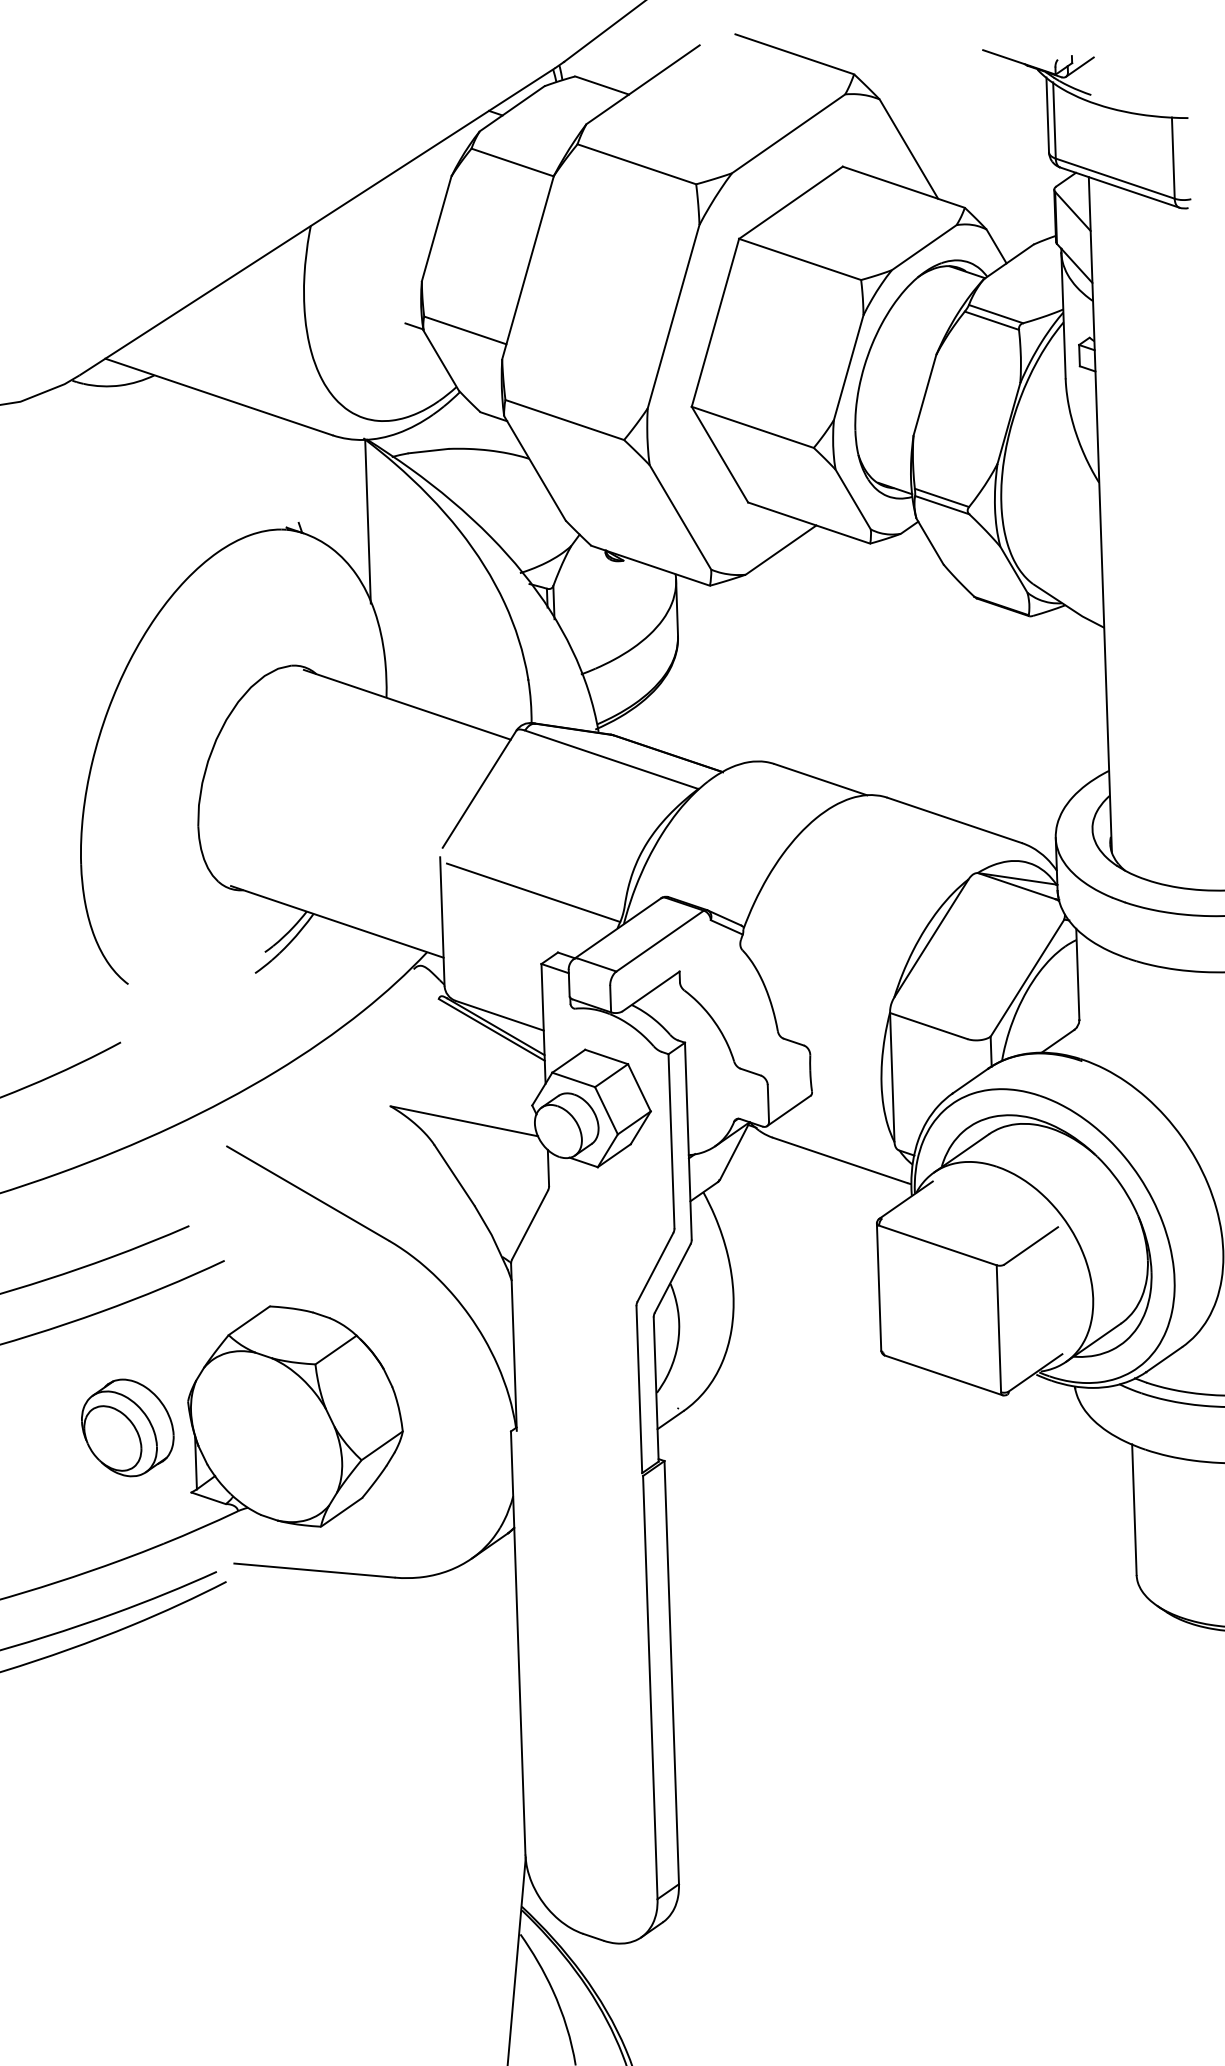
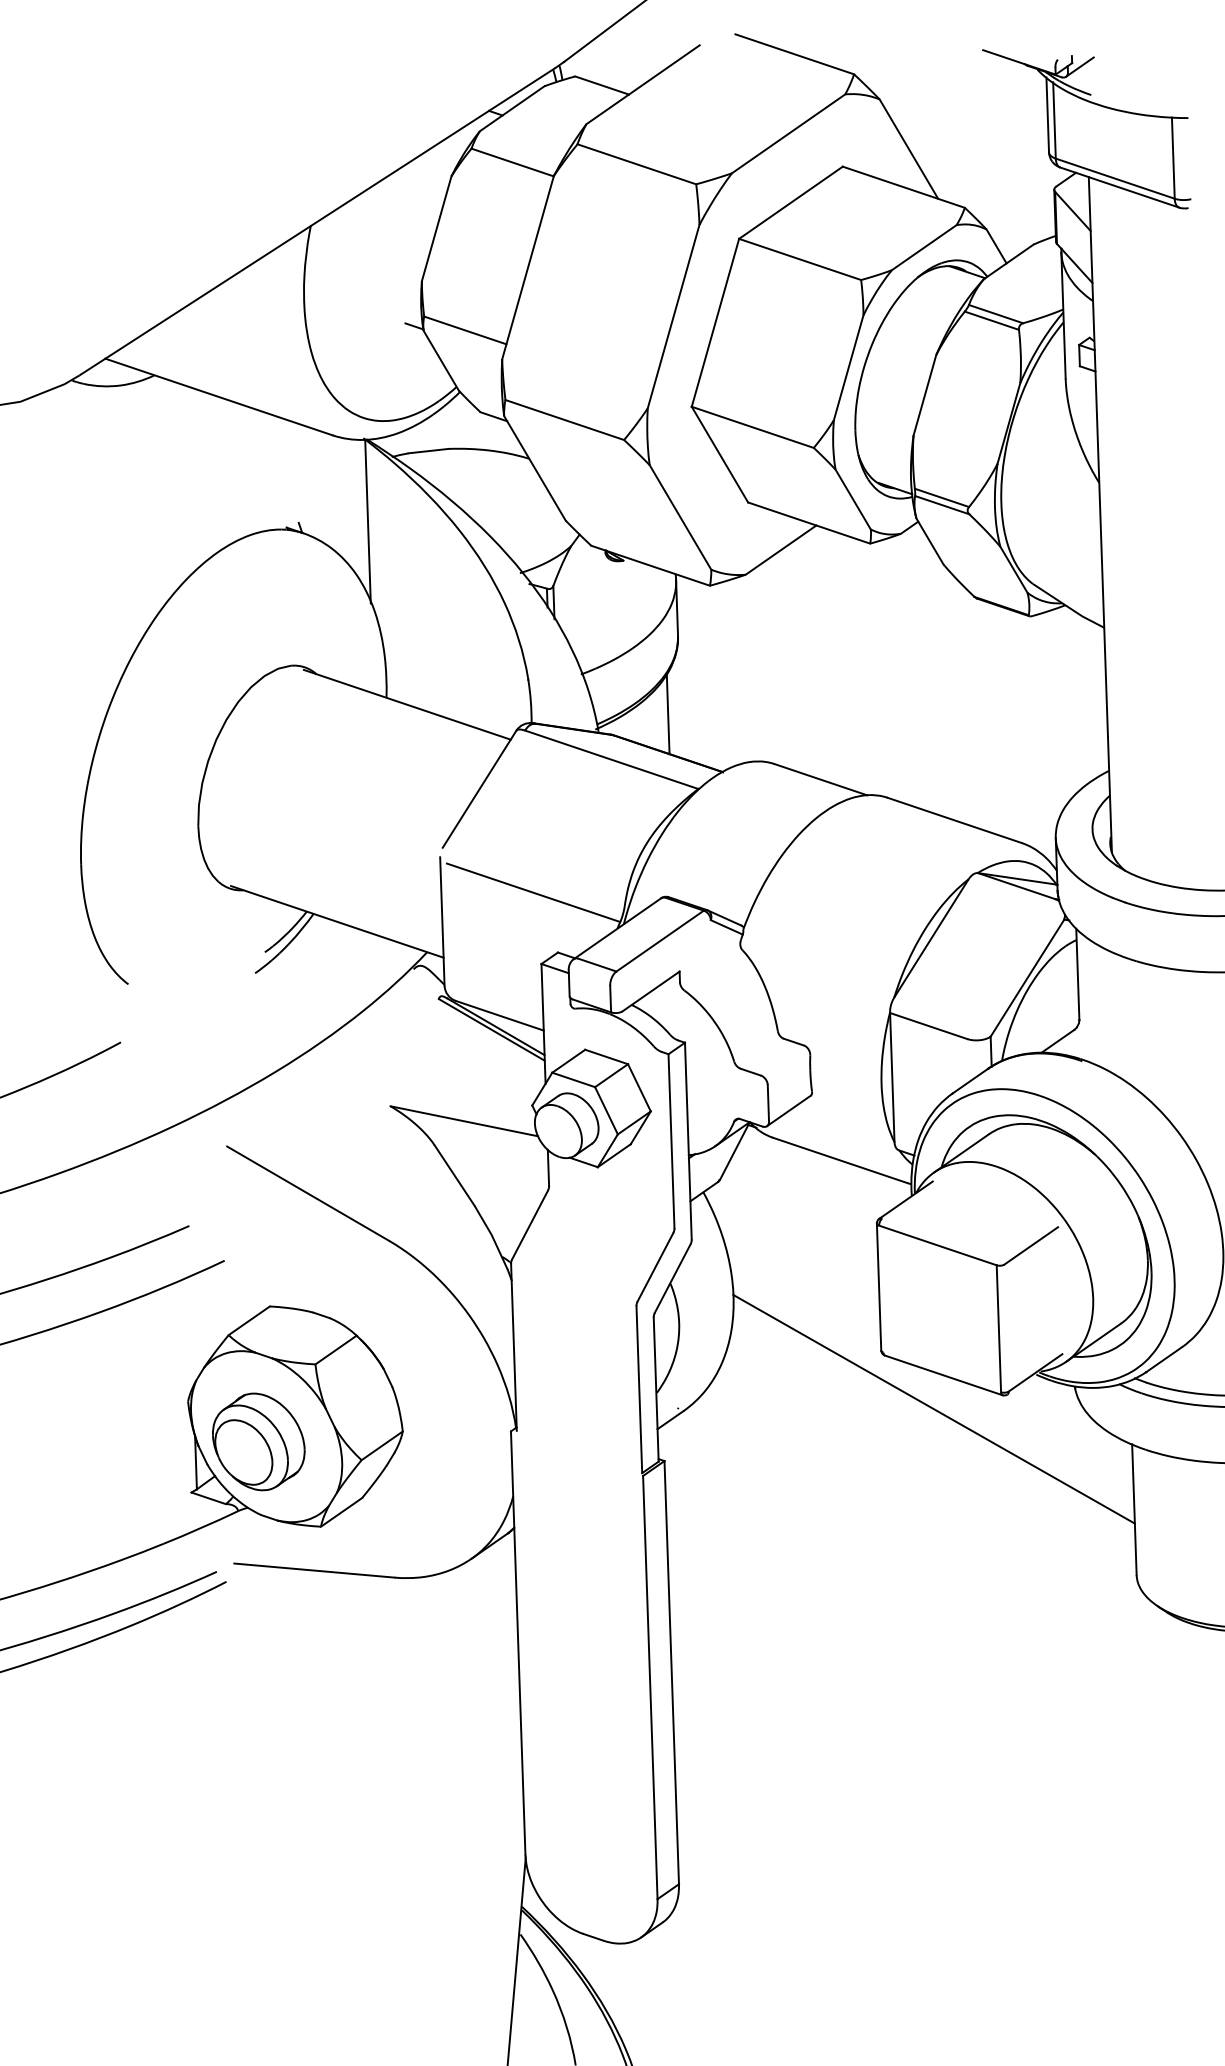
line: none -> present (667, 714)
line: none -> present (933, 1408)
part position: (127, 1427) -> (258, 1441) (258, 1441)
